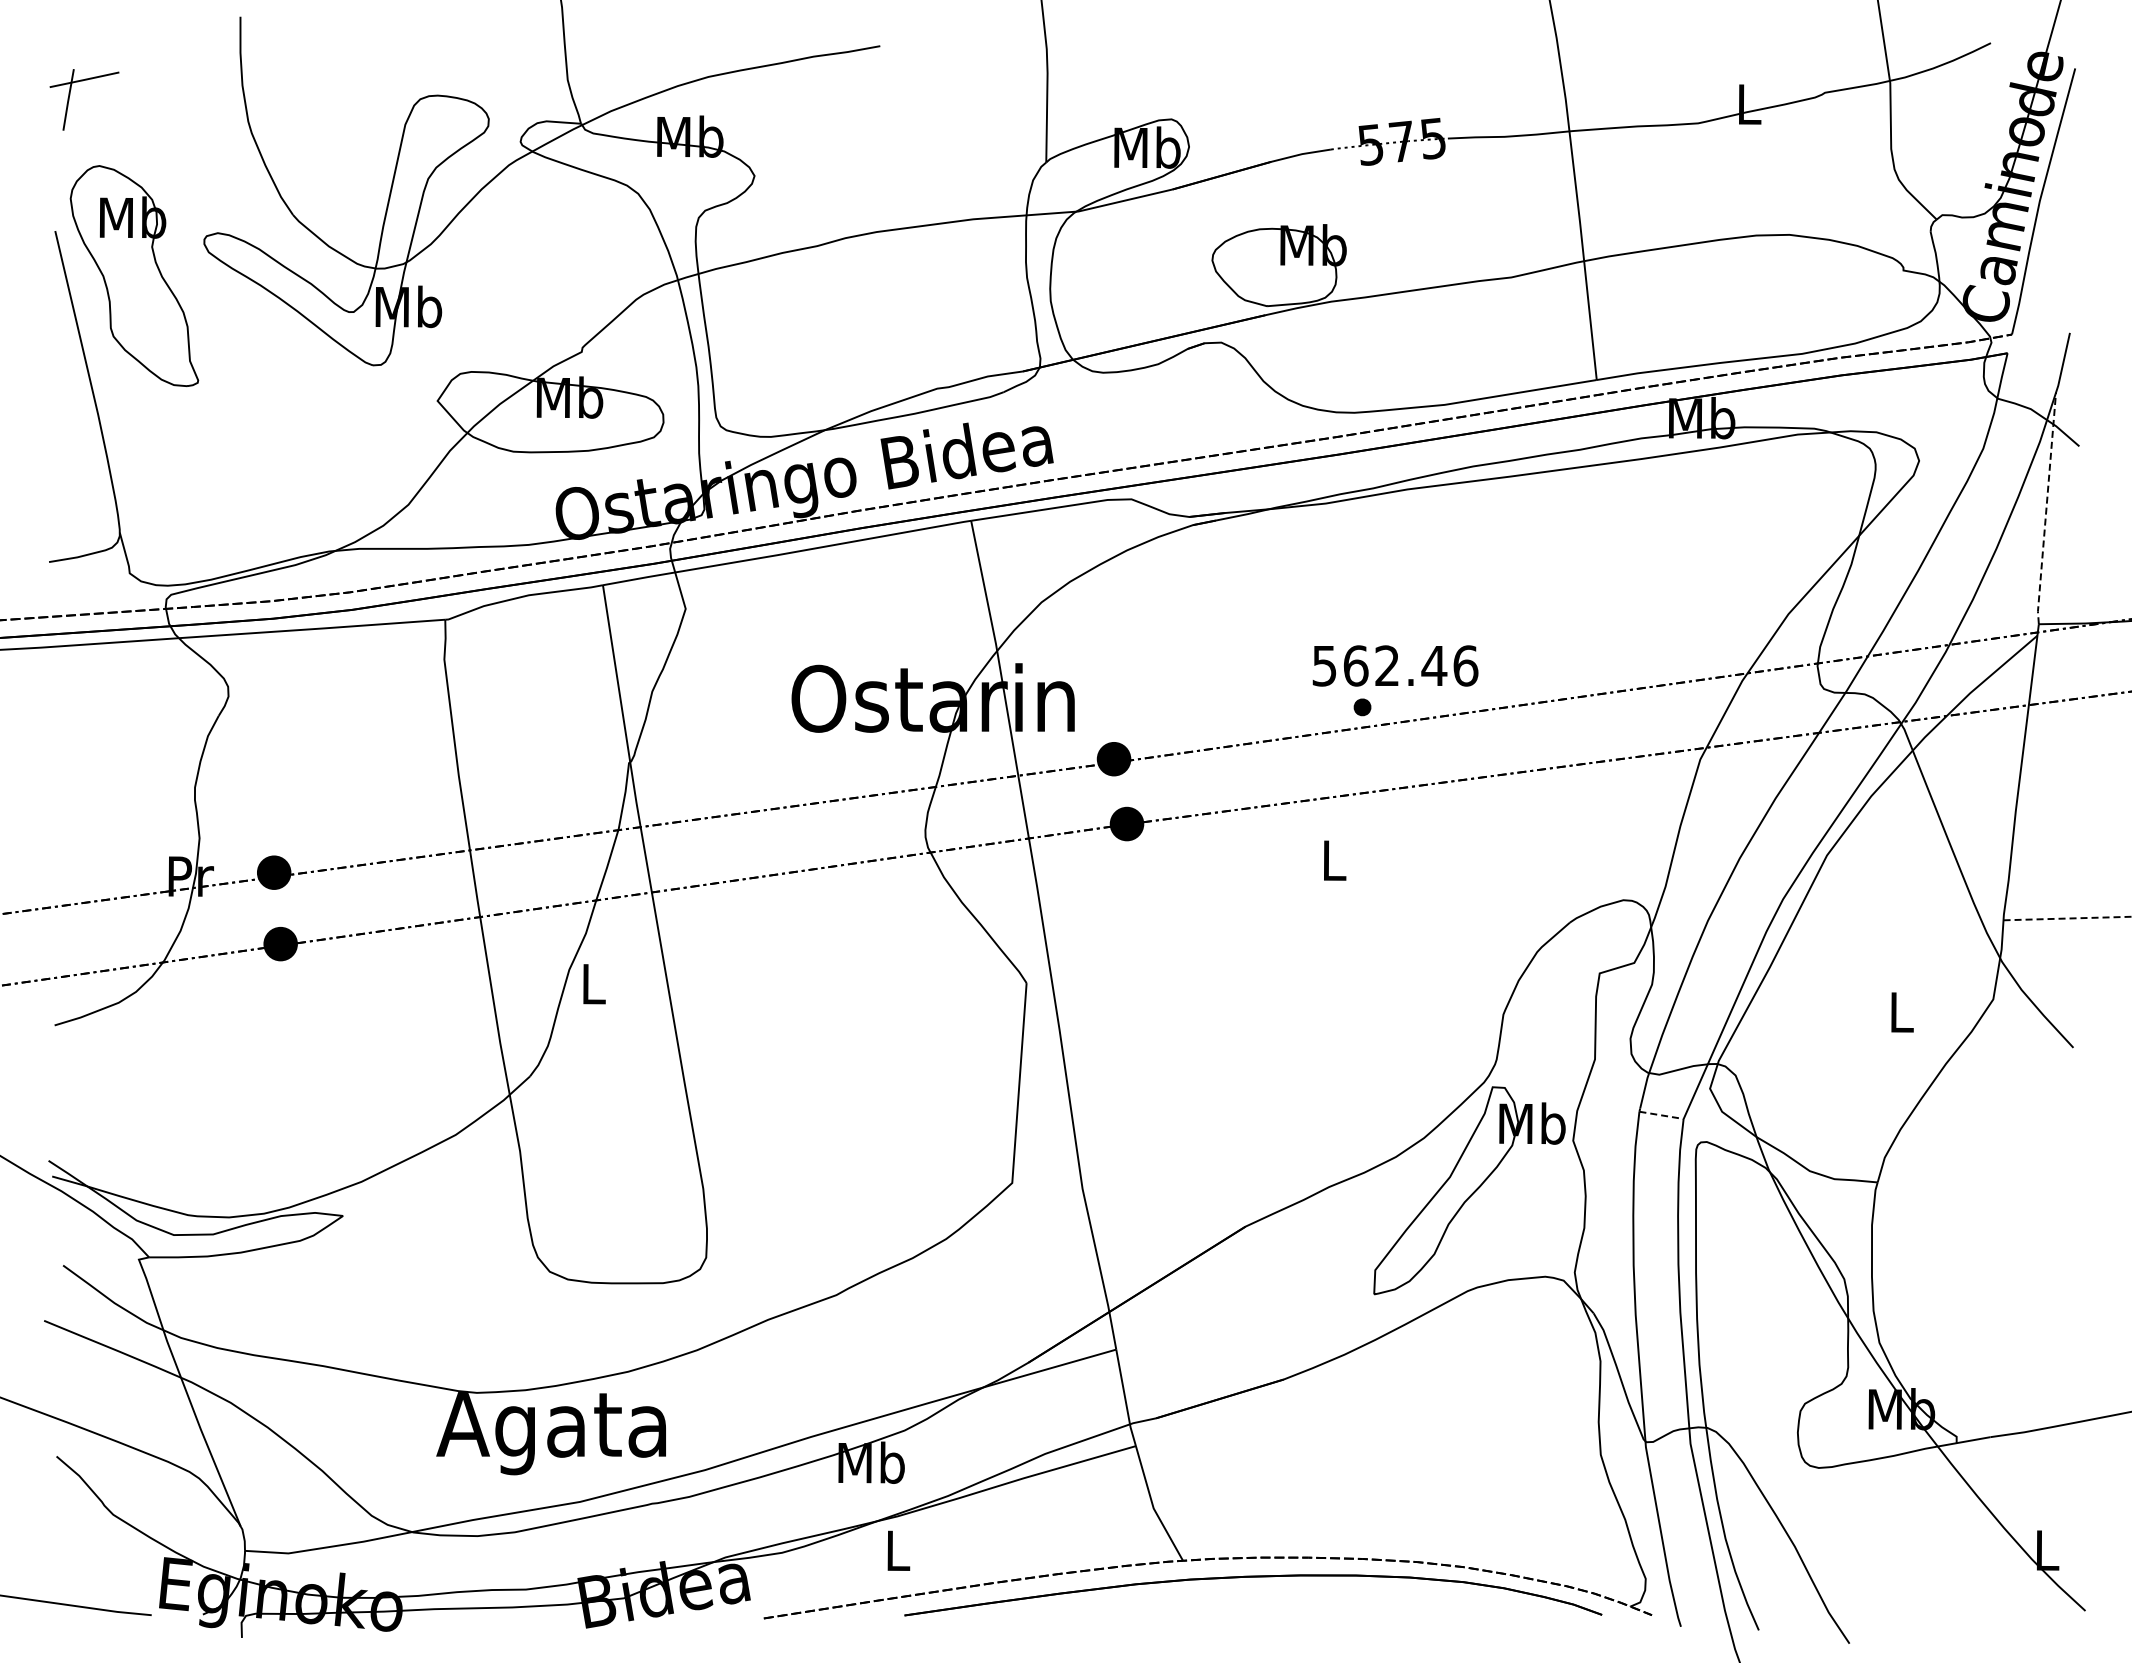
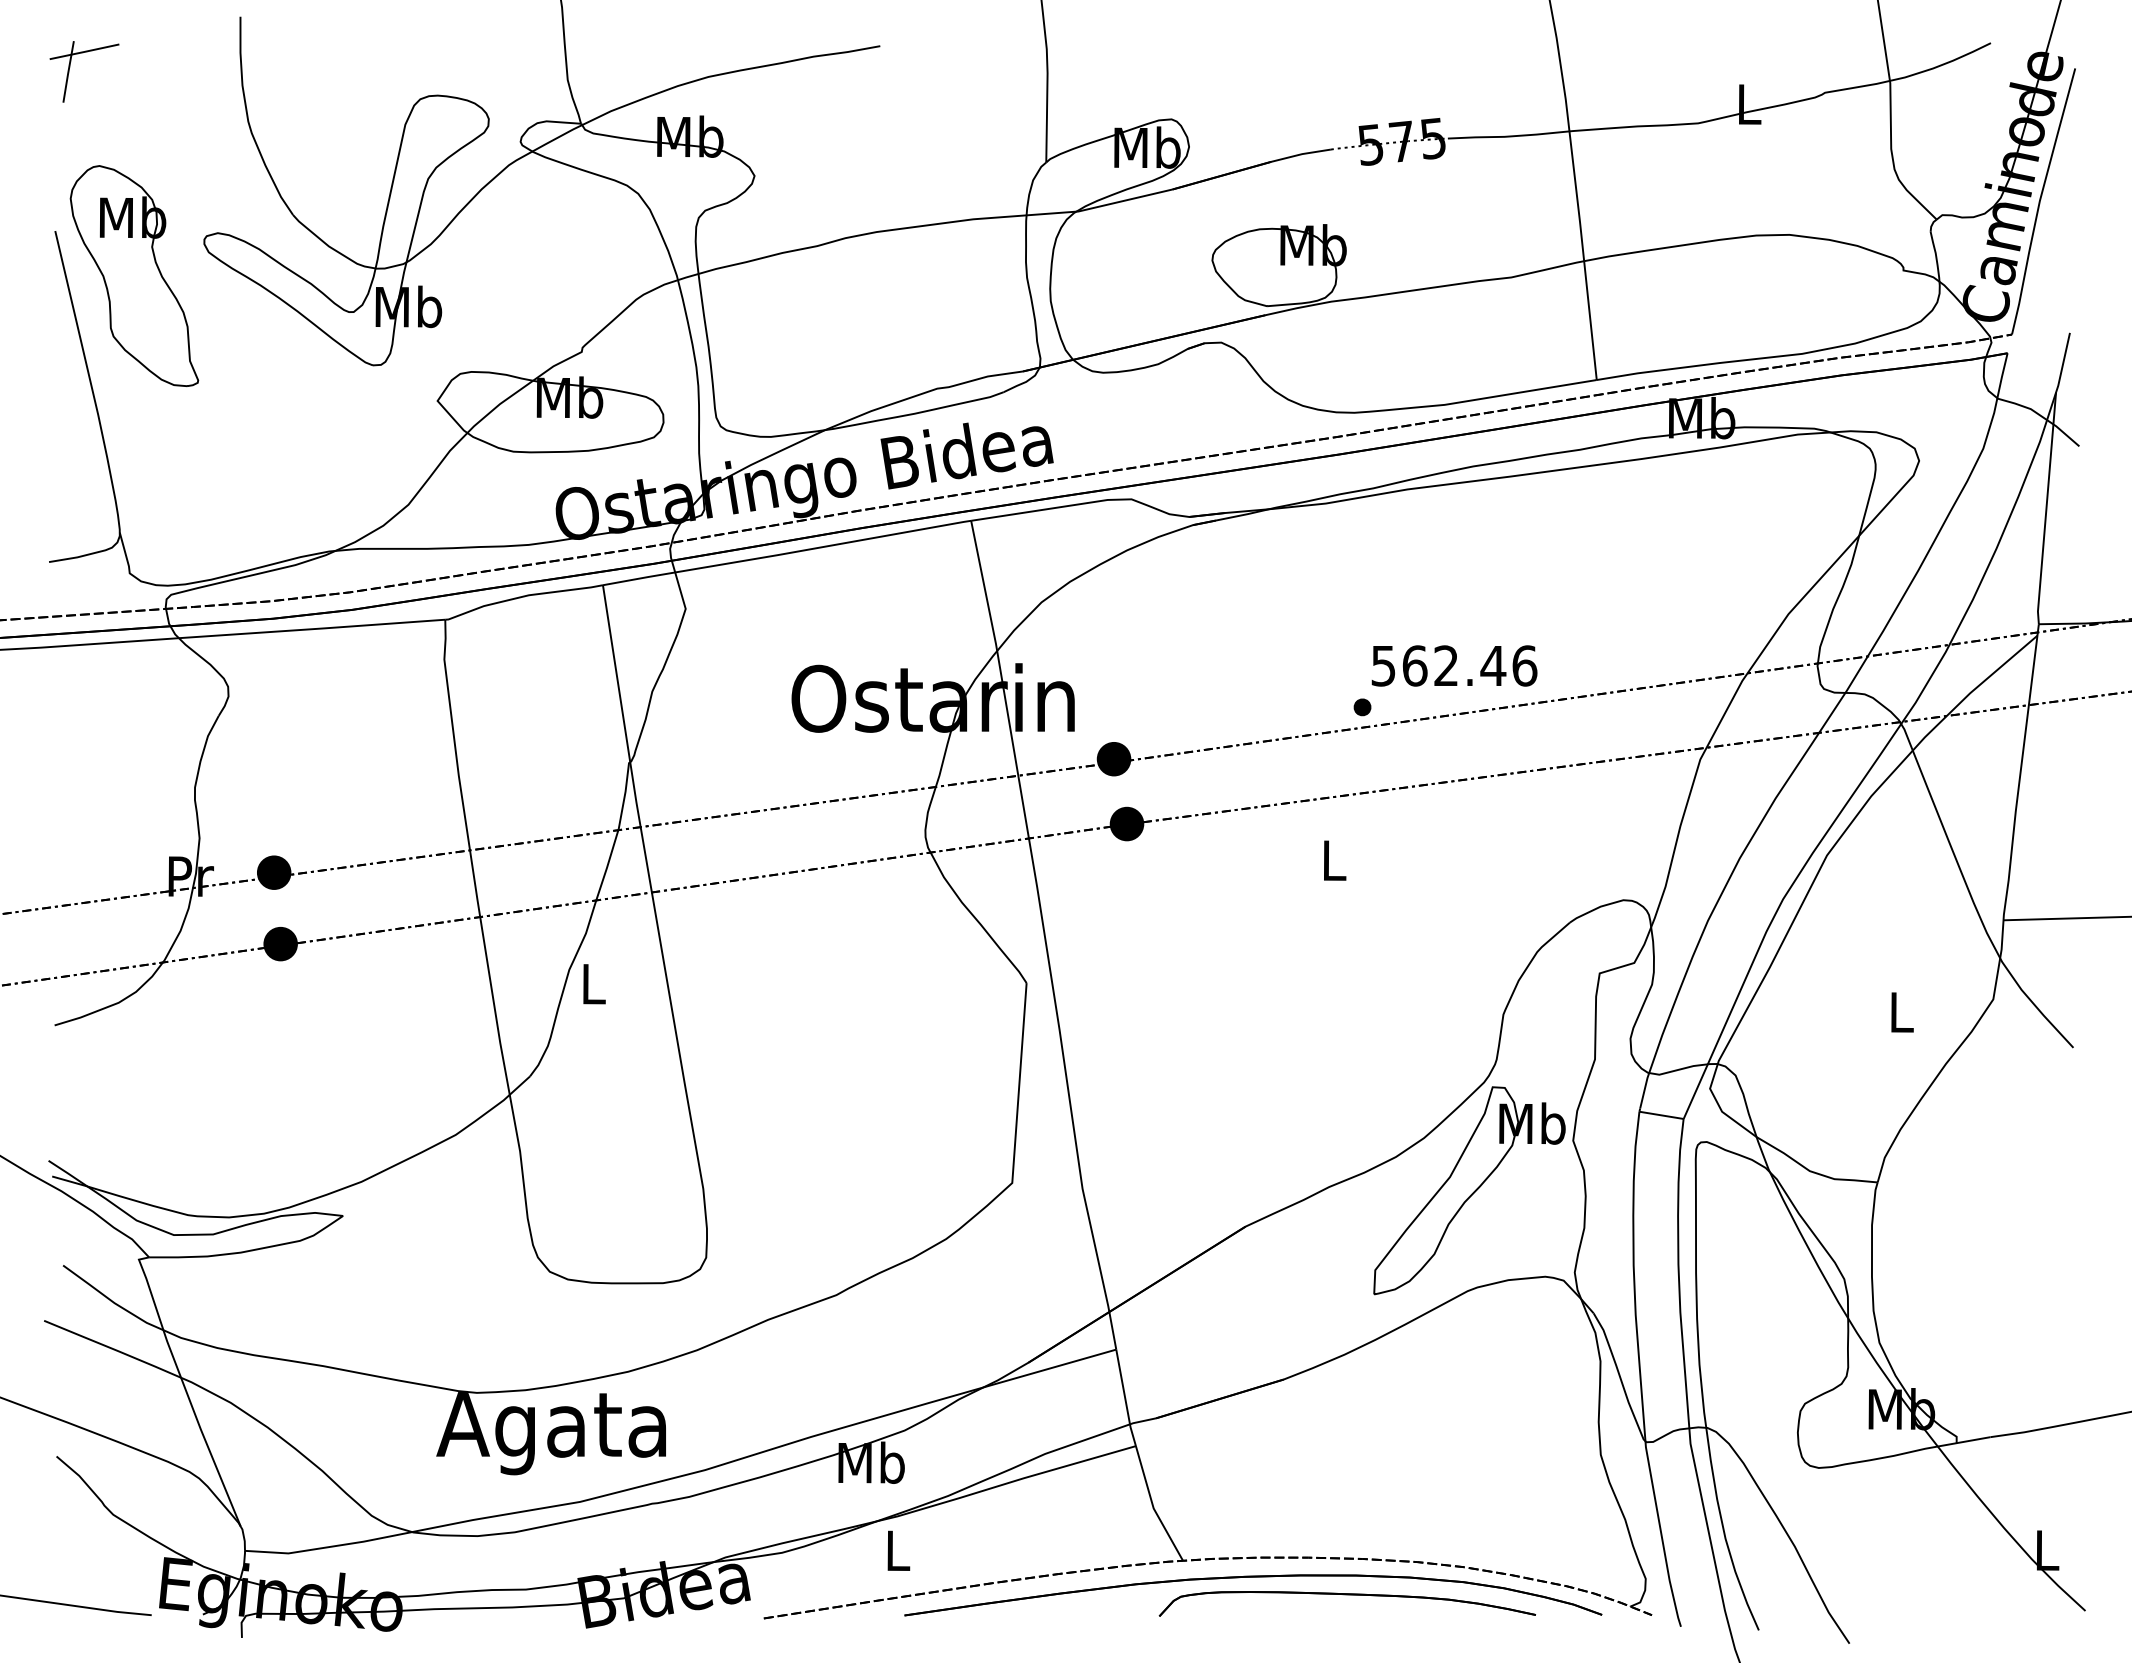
part position: (70, 95) -> (70, 67) (70, 67)
line: dashed -> solid (2046, 509)
text position: (1395, 665) -> (1454, 665) (1454, 665)
line: dashed -> solid (2067, 918)
line: dashed -> solid (1662, 1115)
part: none -> present (1346, 1595)
